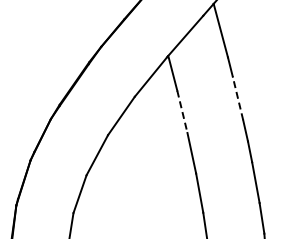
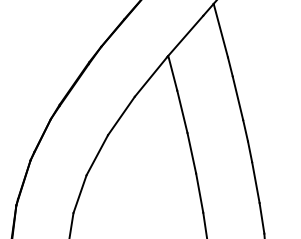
line: dashed -> solid (237, 97)
line: dashed -> solid (182, 111)
